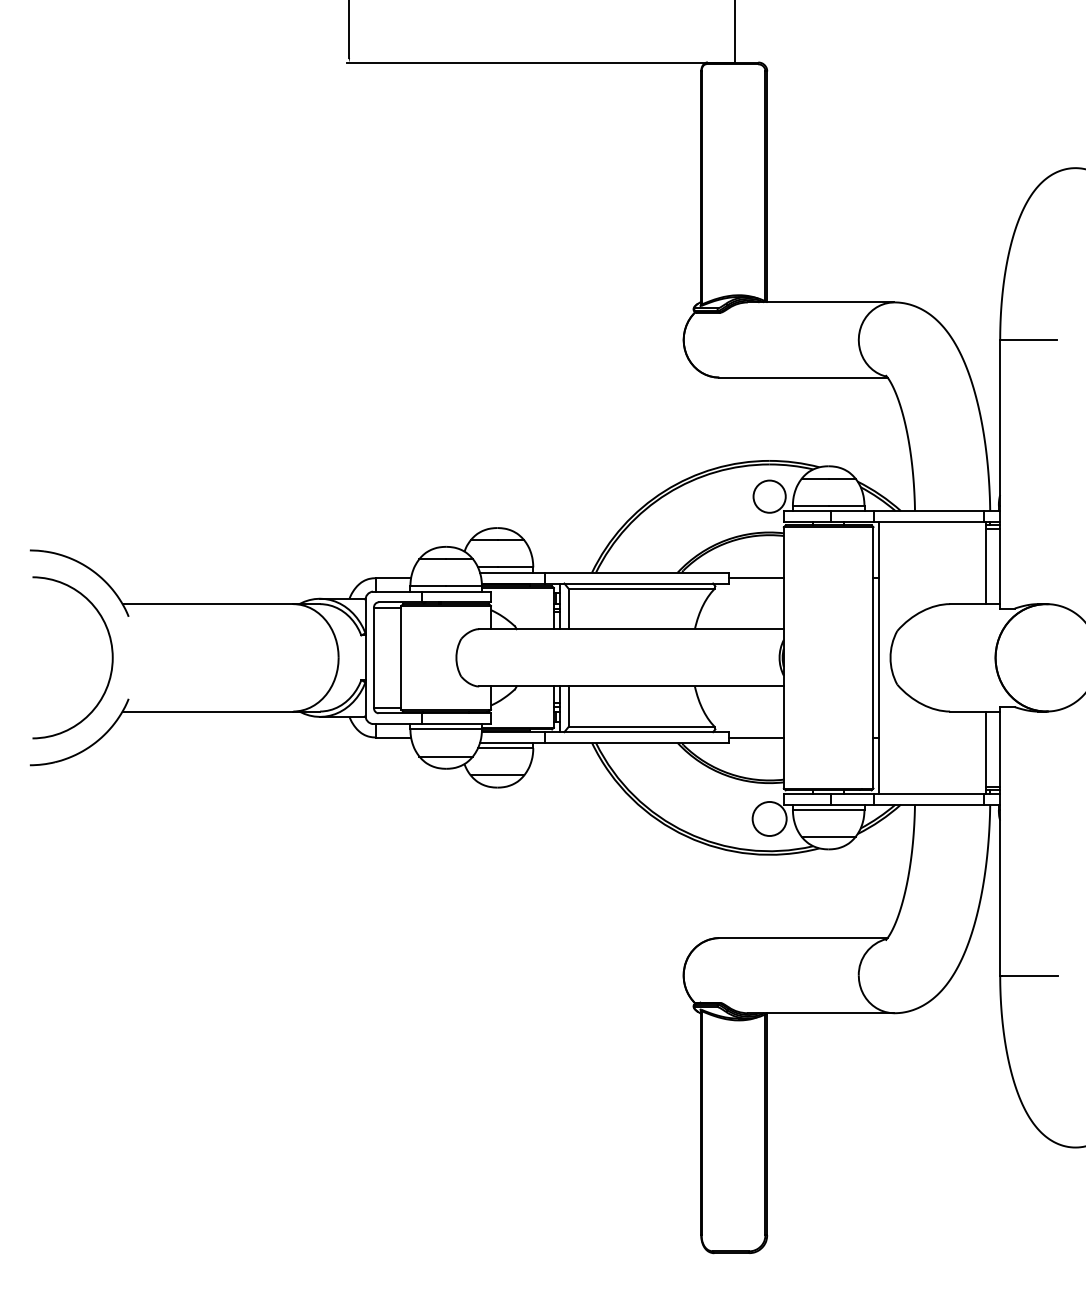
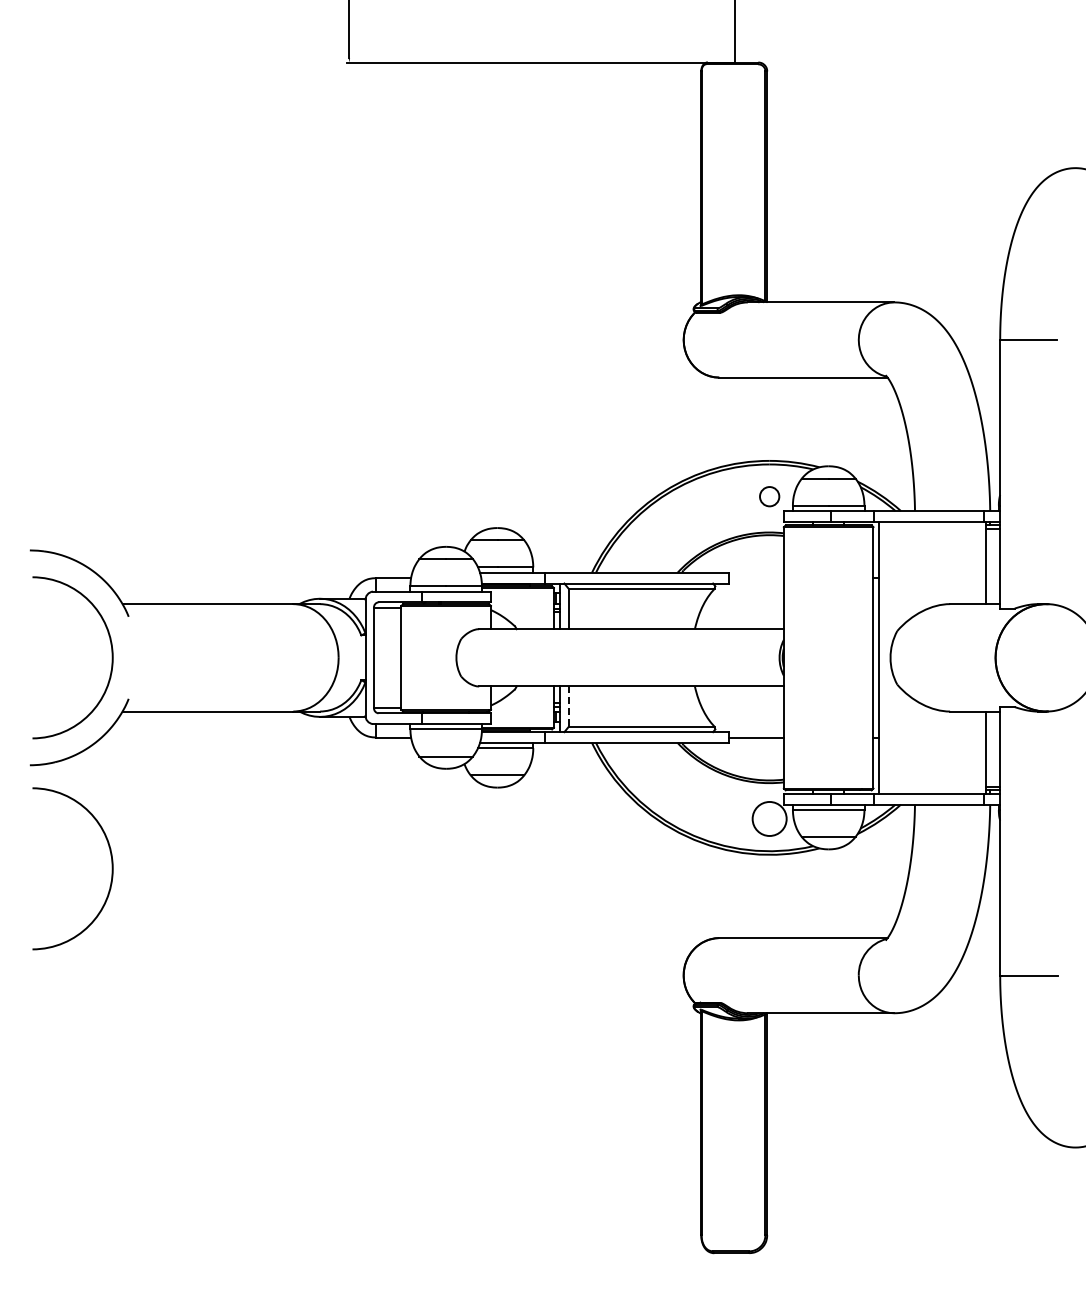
circle diameter: 32 px -> 19 px (769, 496)
line: present -> none (755, 578)
line: solid -> dashed (568, 707)
arc: none -> present (111, 868)
